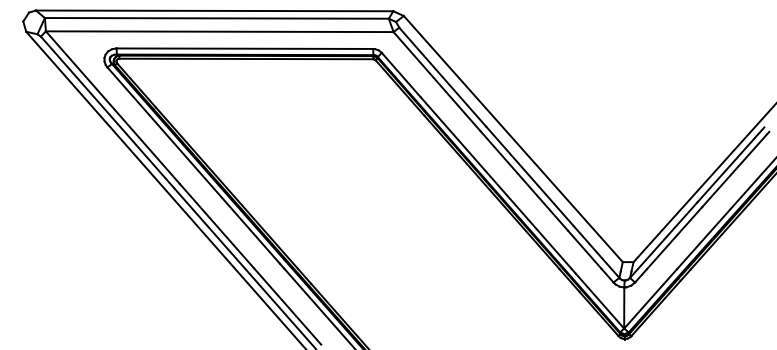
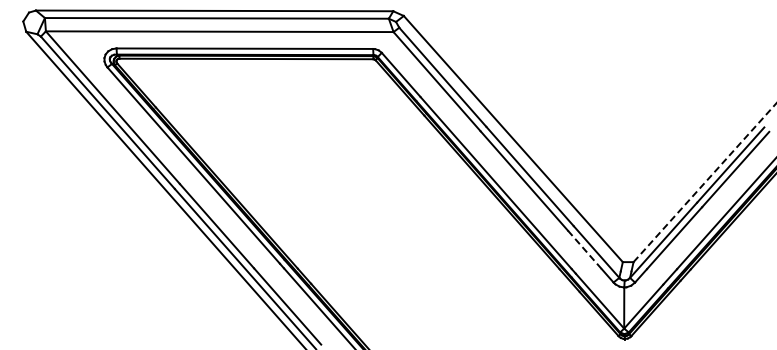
line: solid -> dashed (705, 182)
line: solid -> dashed (584, 249)
